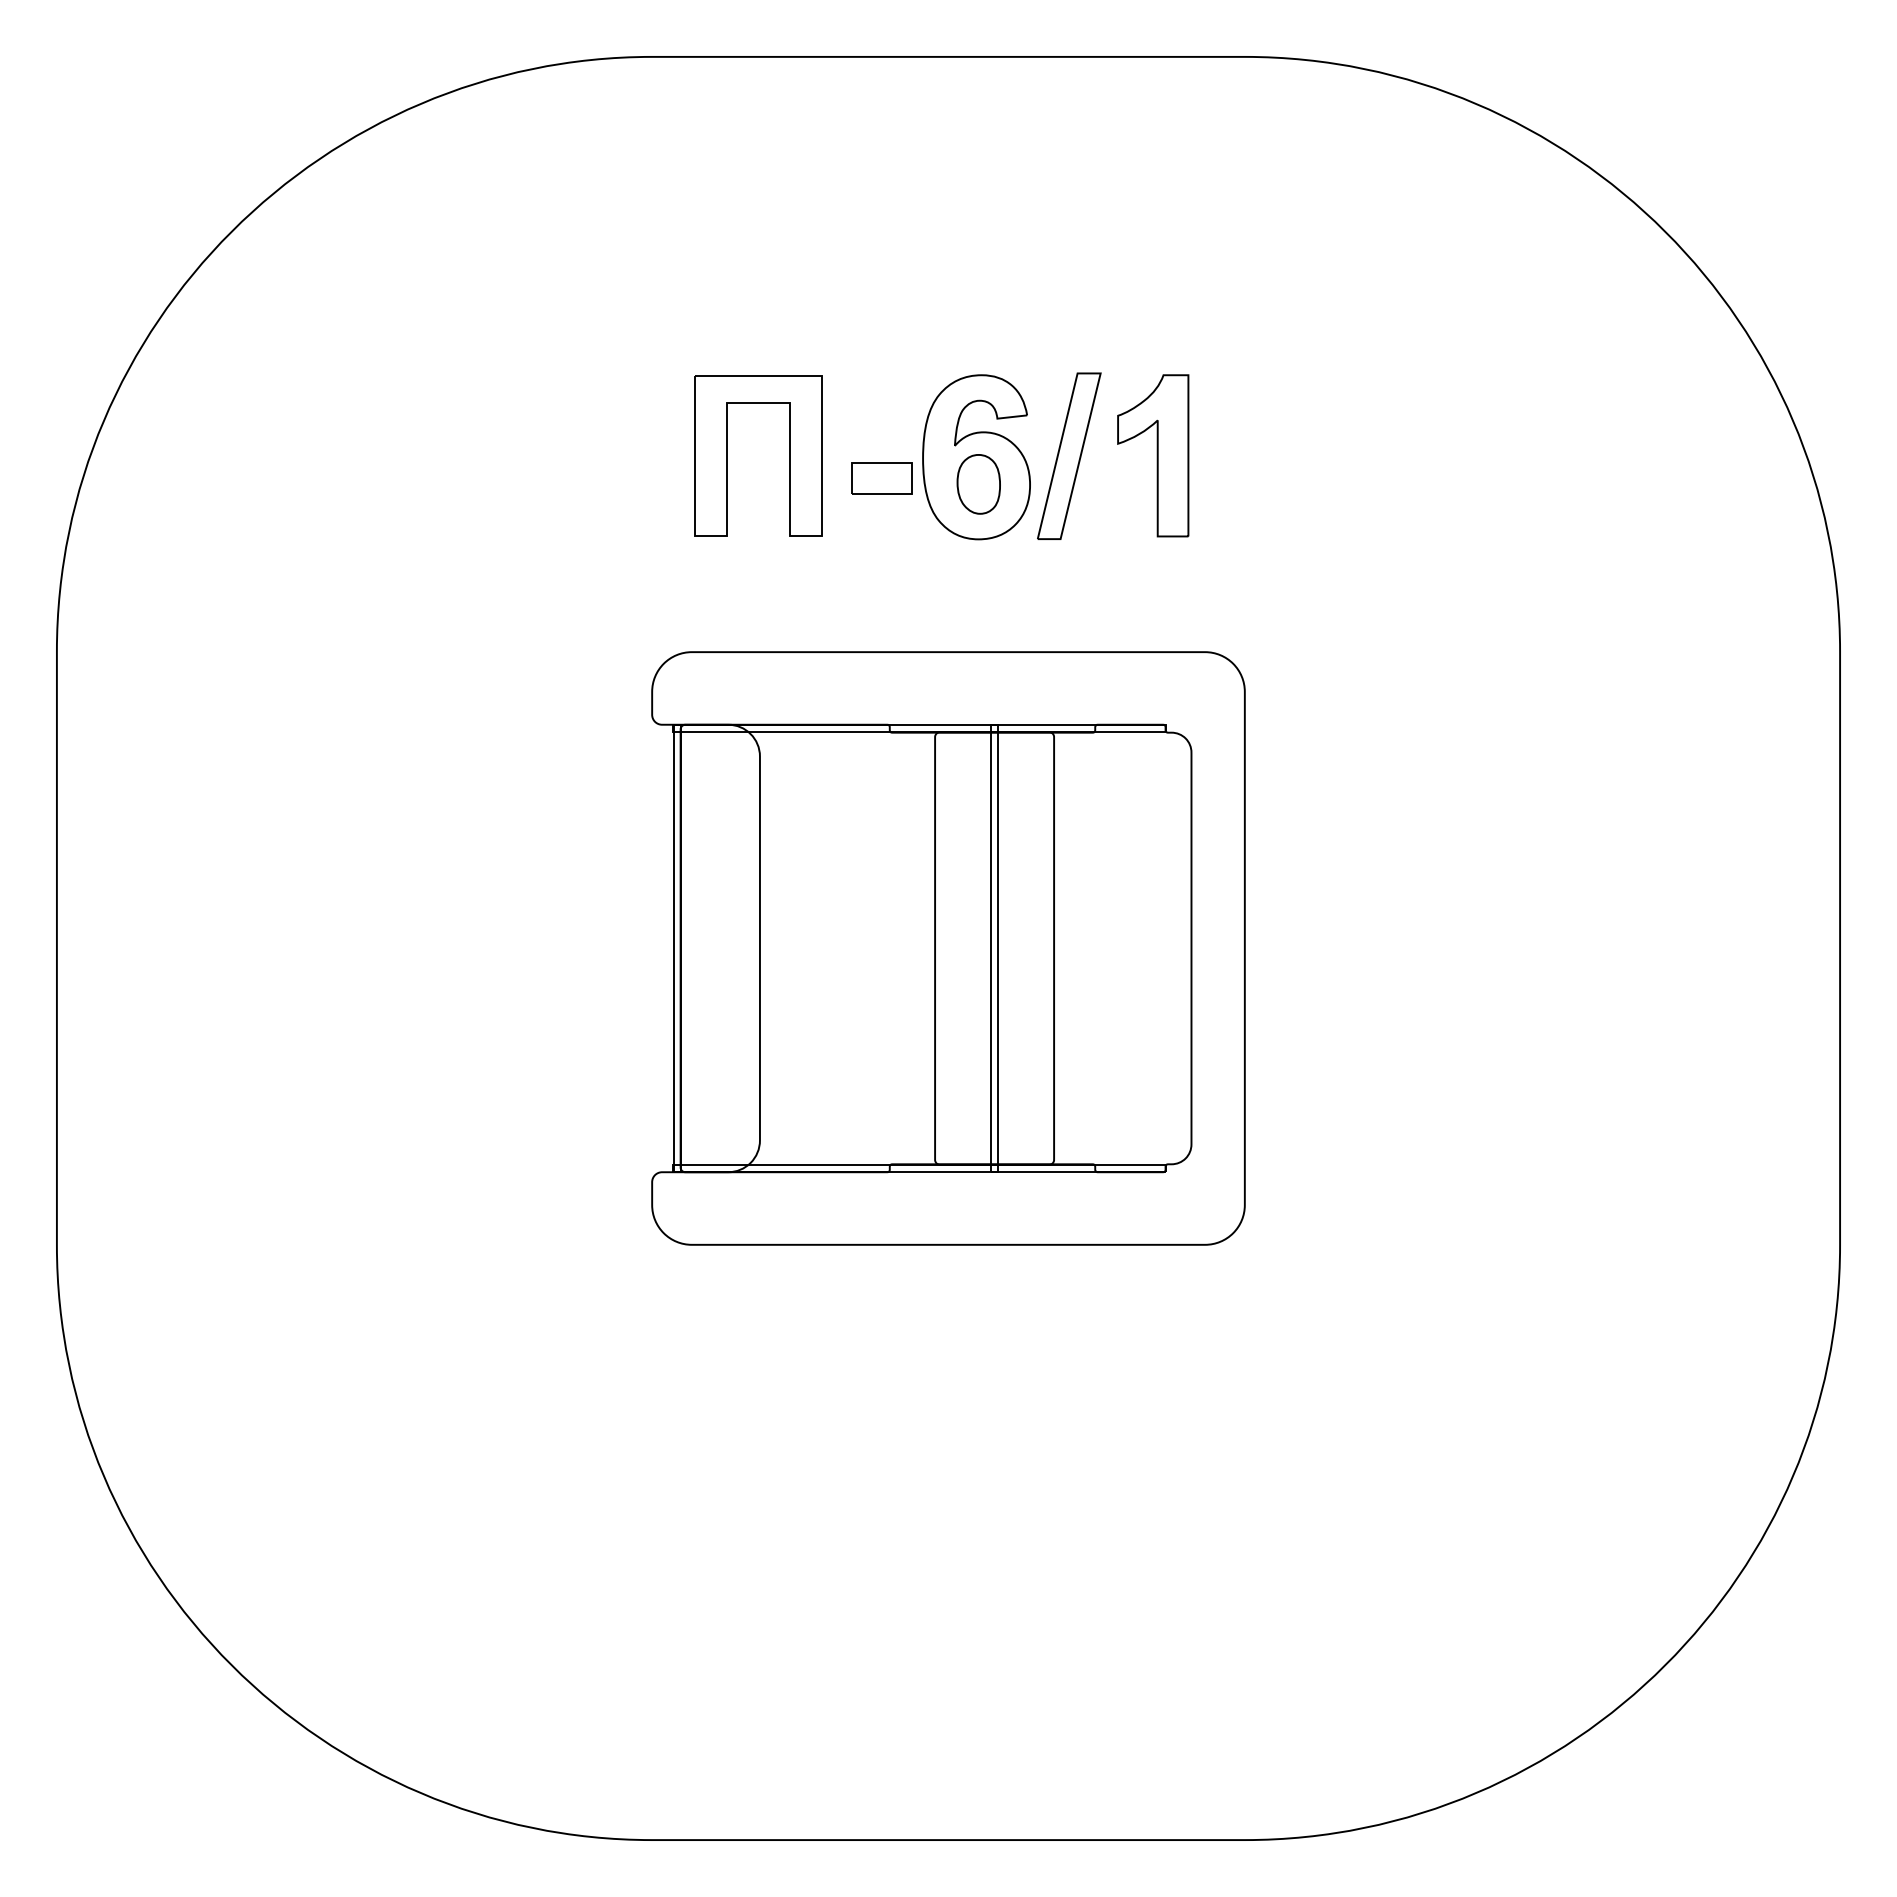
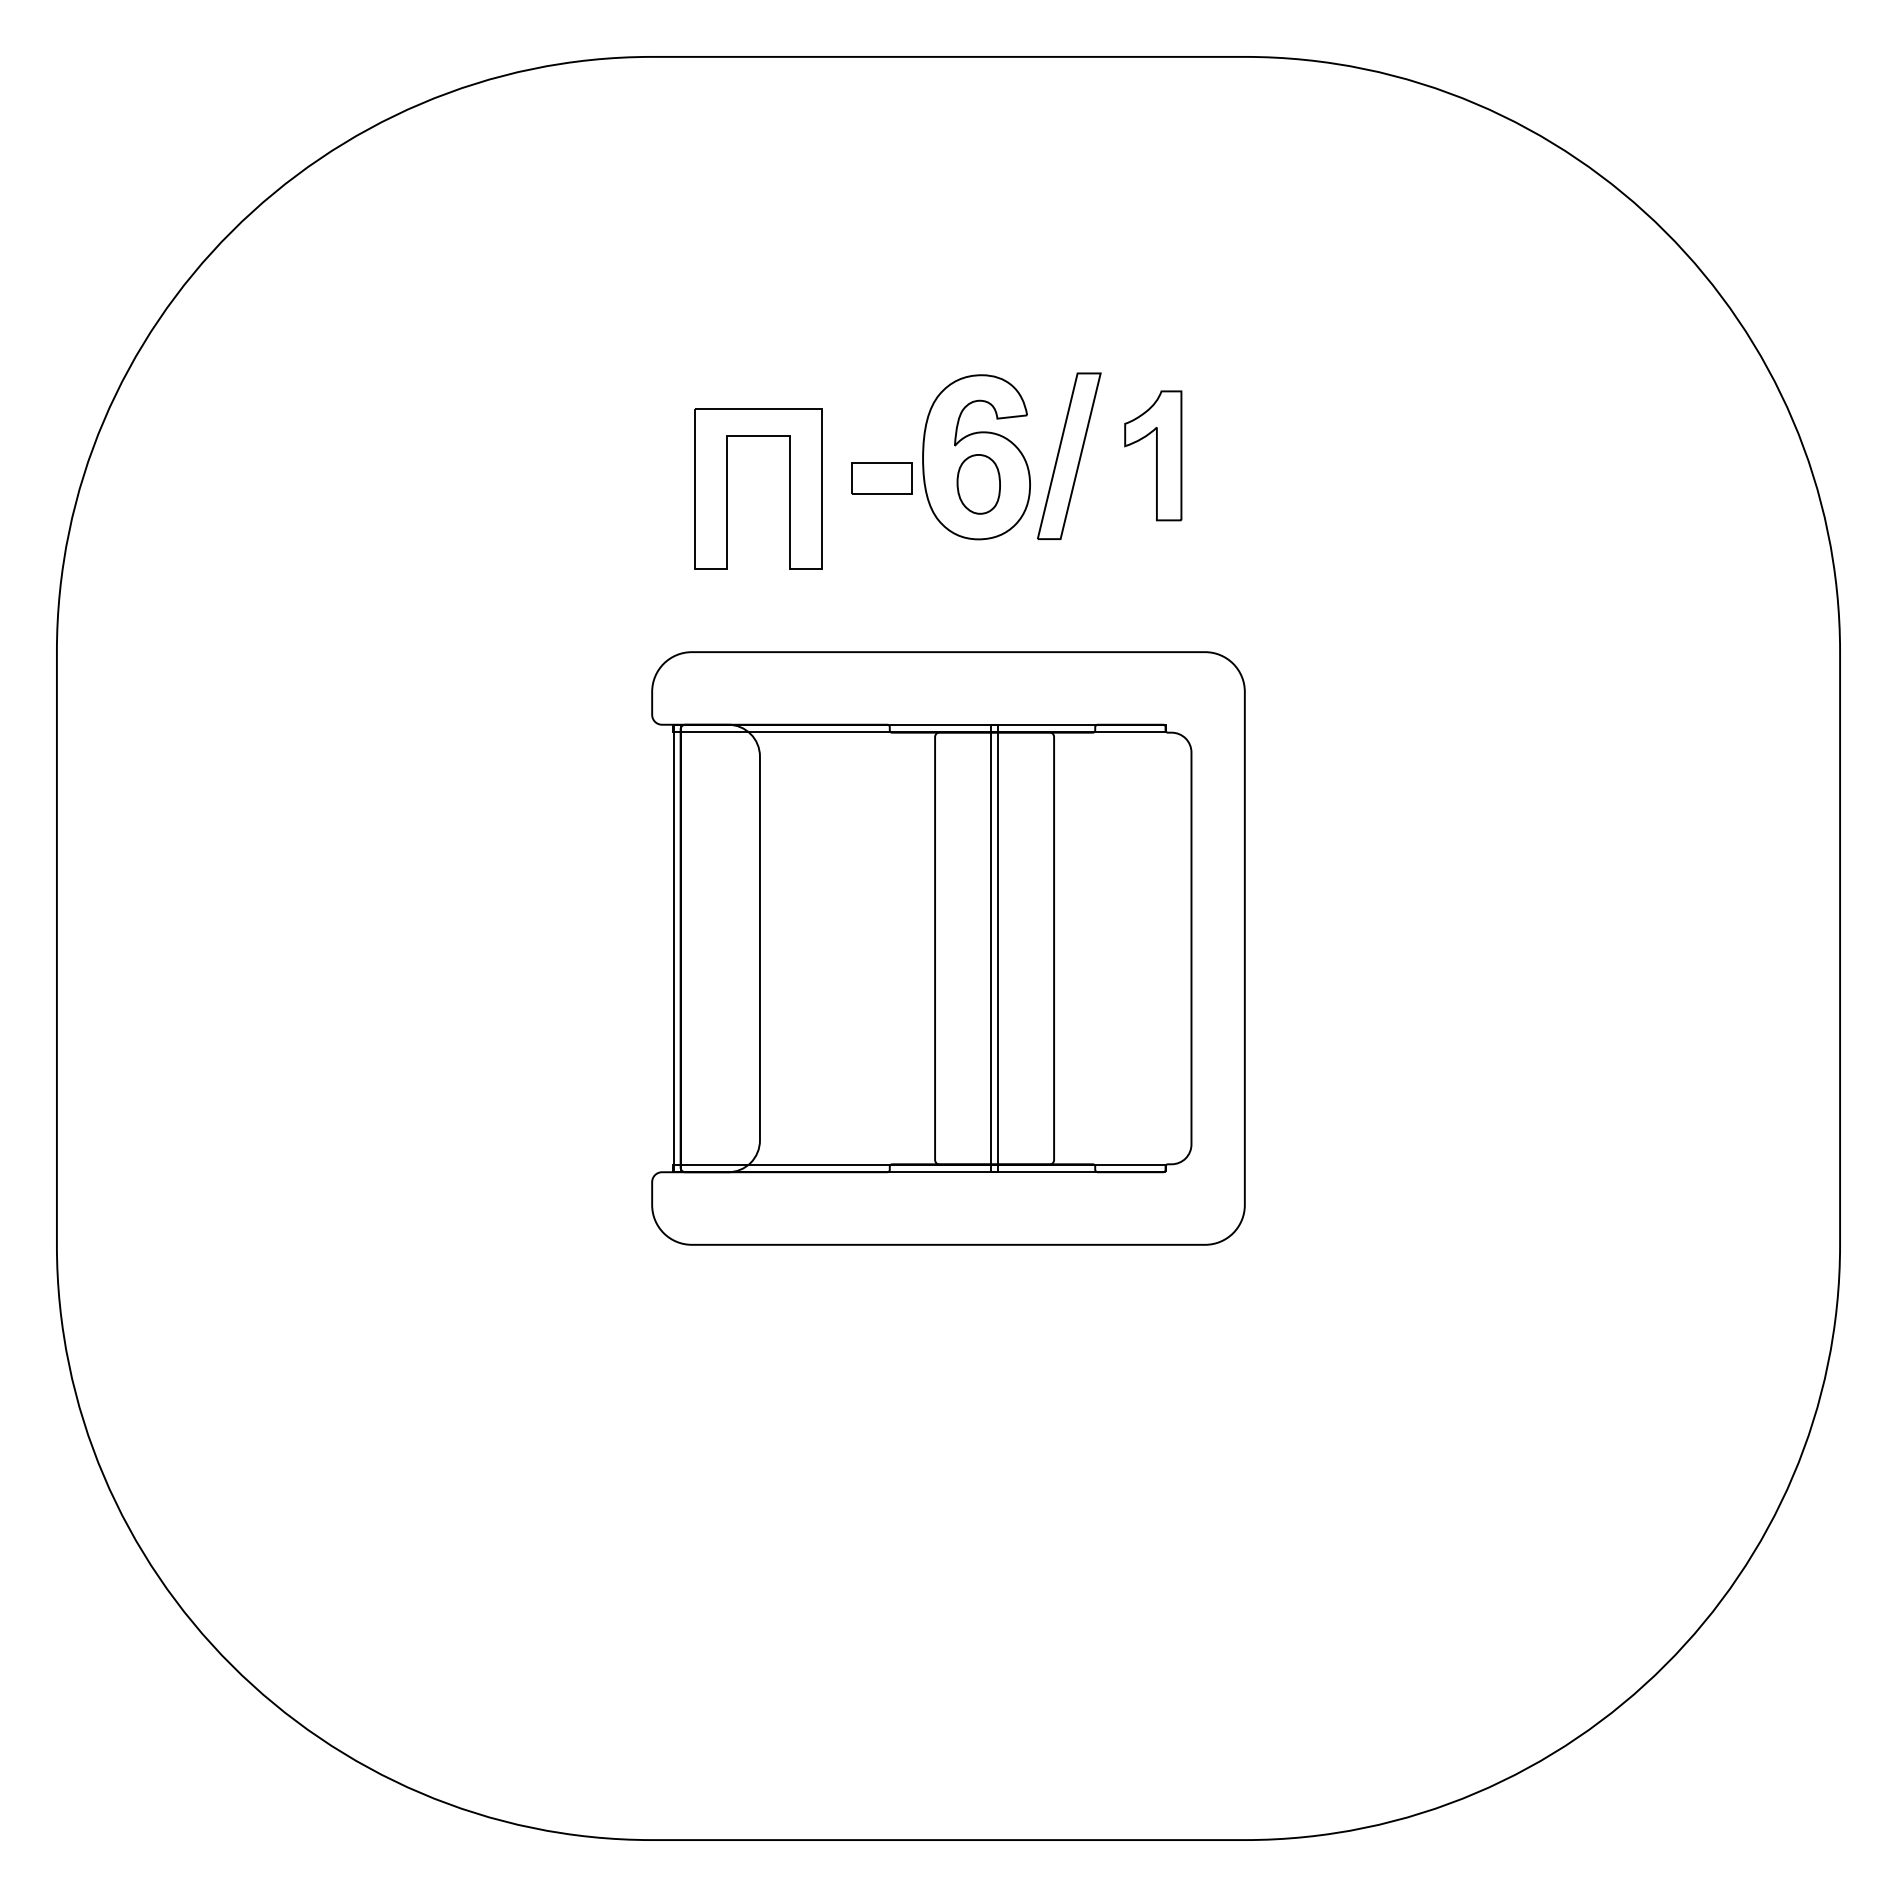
part position: (727, 455) -> (727, 488) (727, 488)
part size: 73x164 px -> 59x132 px (1153, 455)
